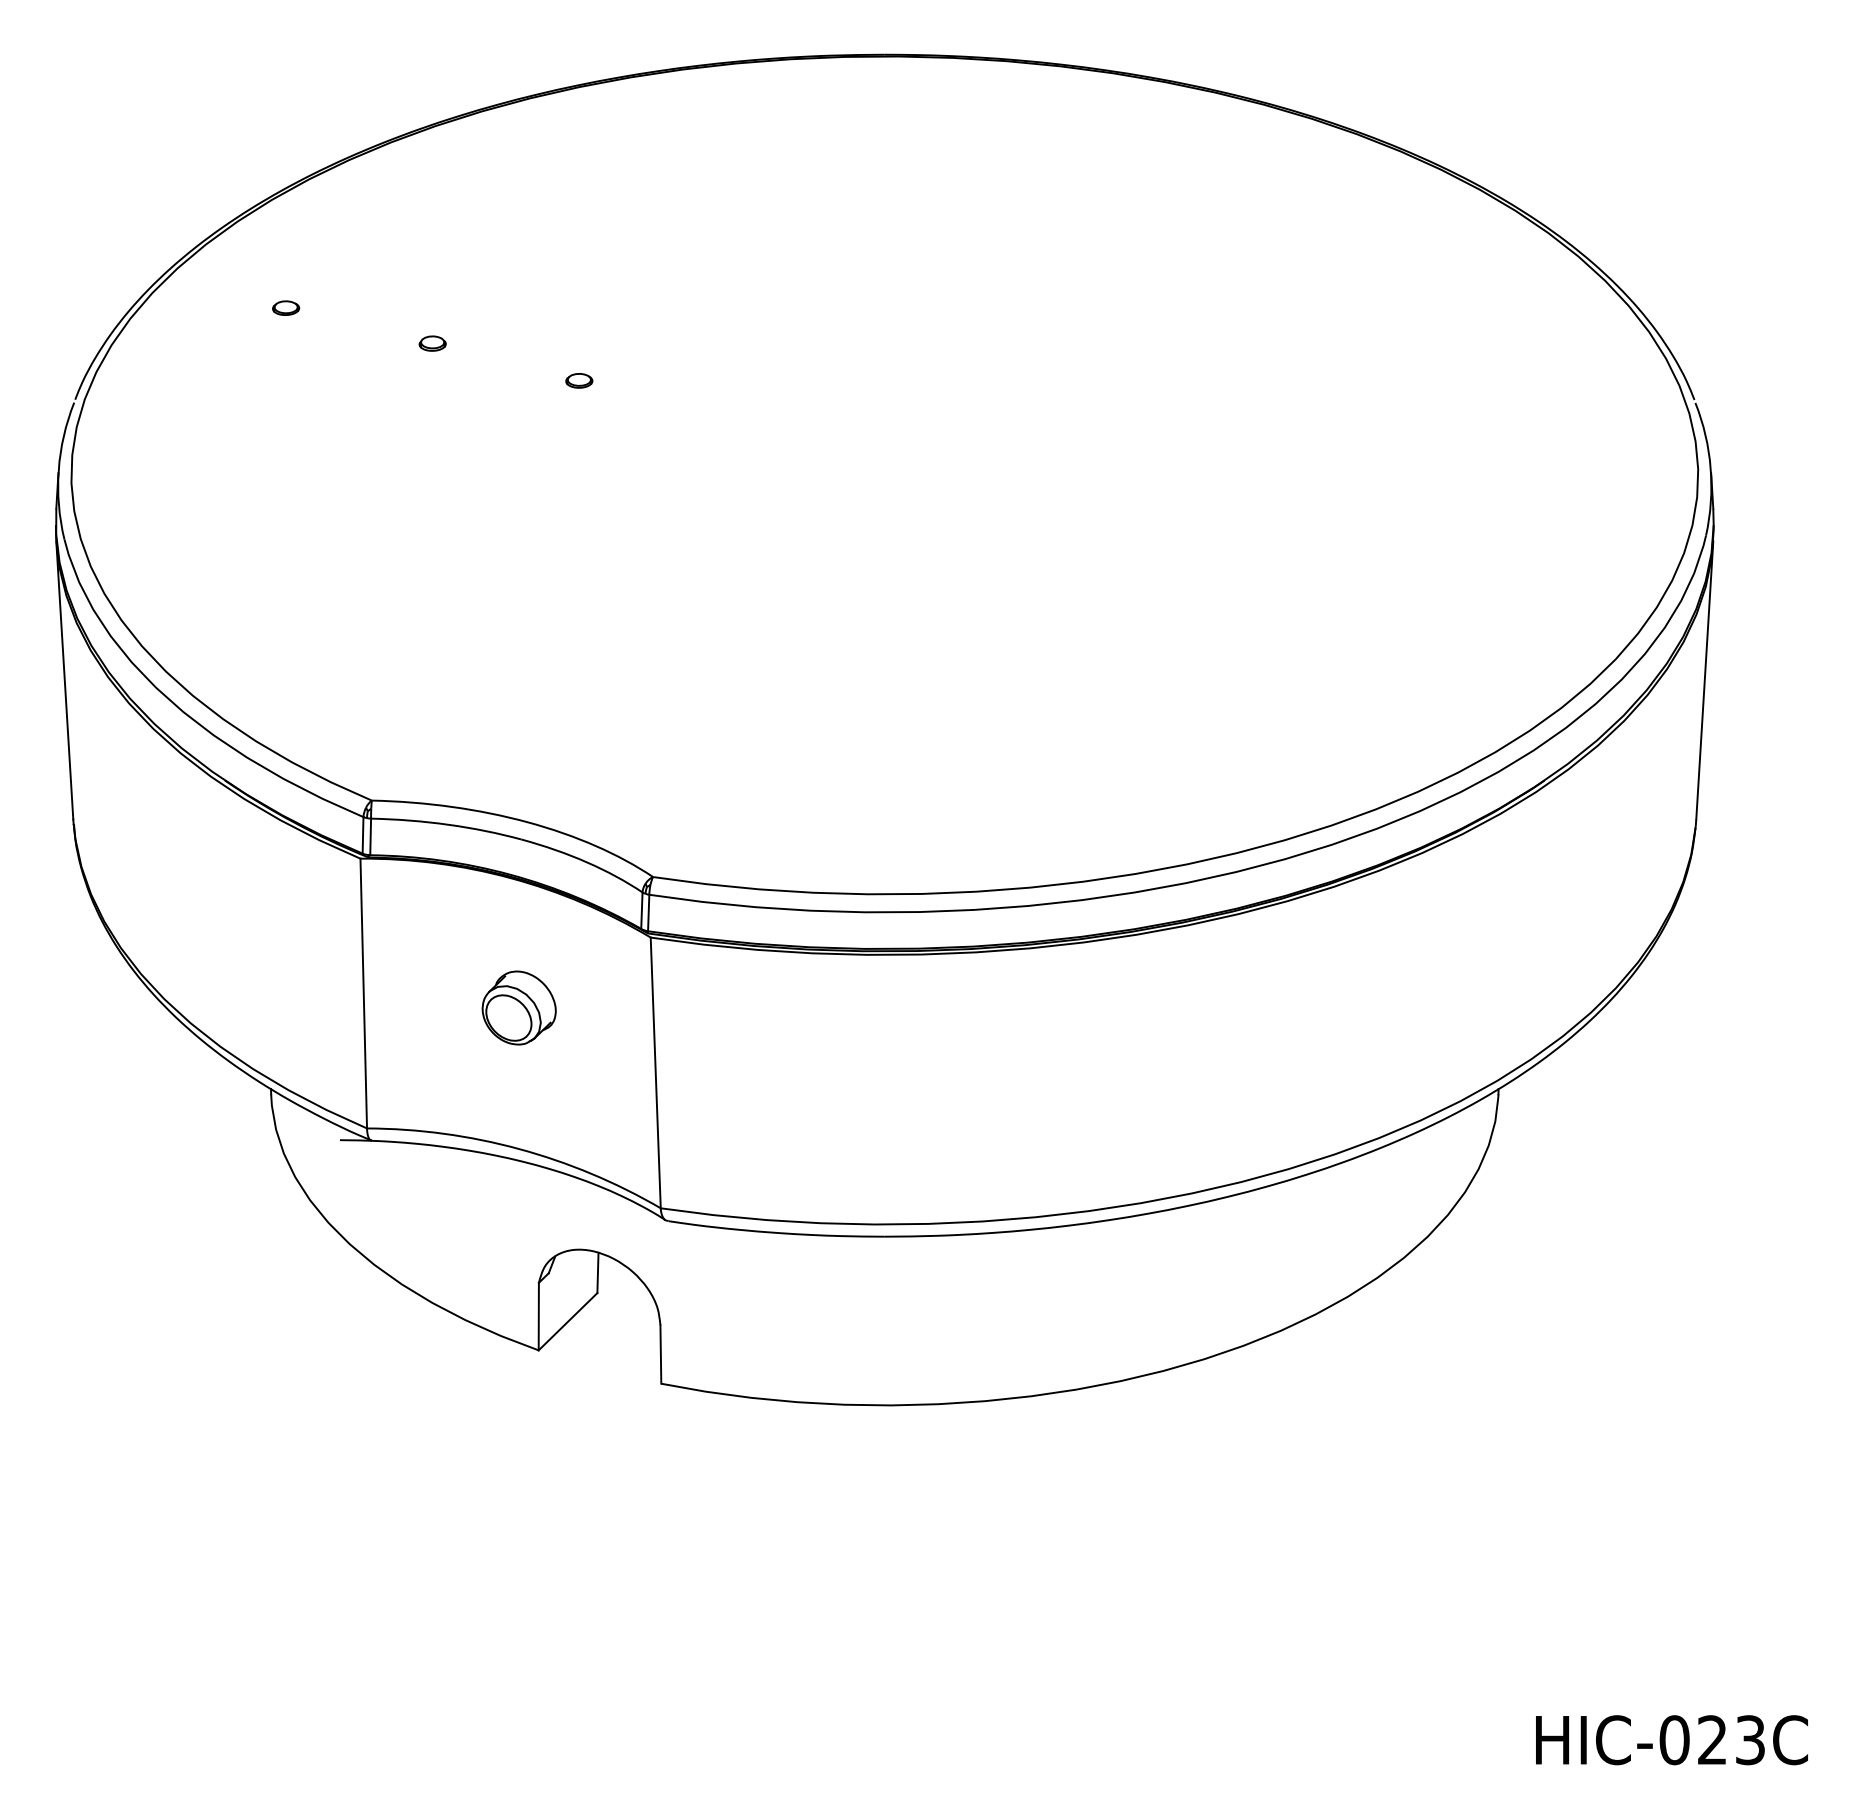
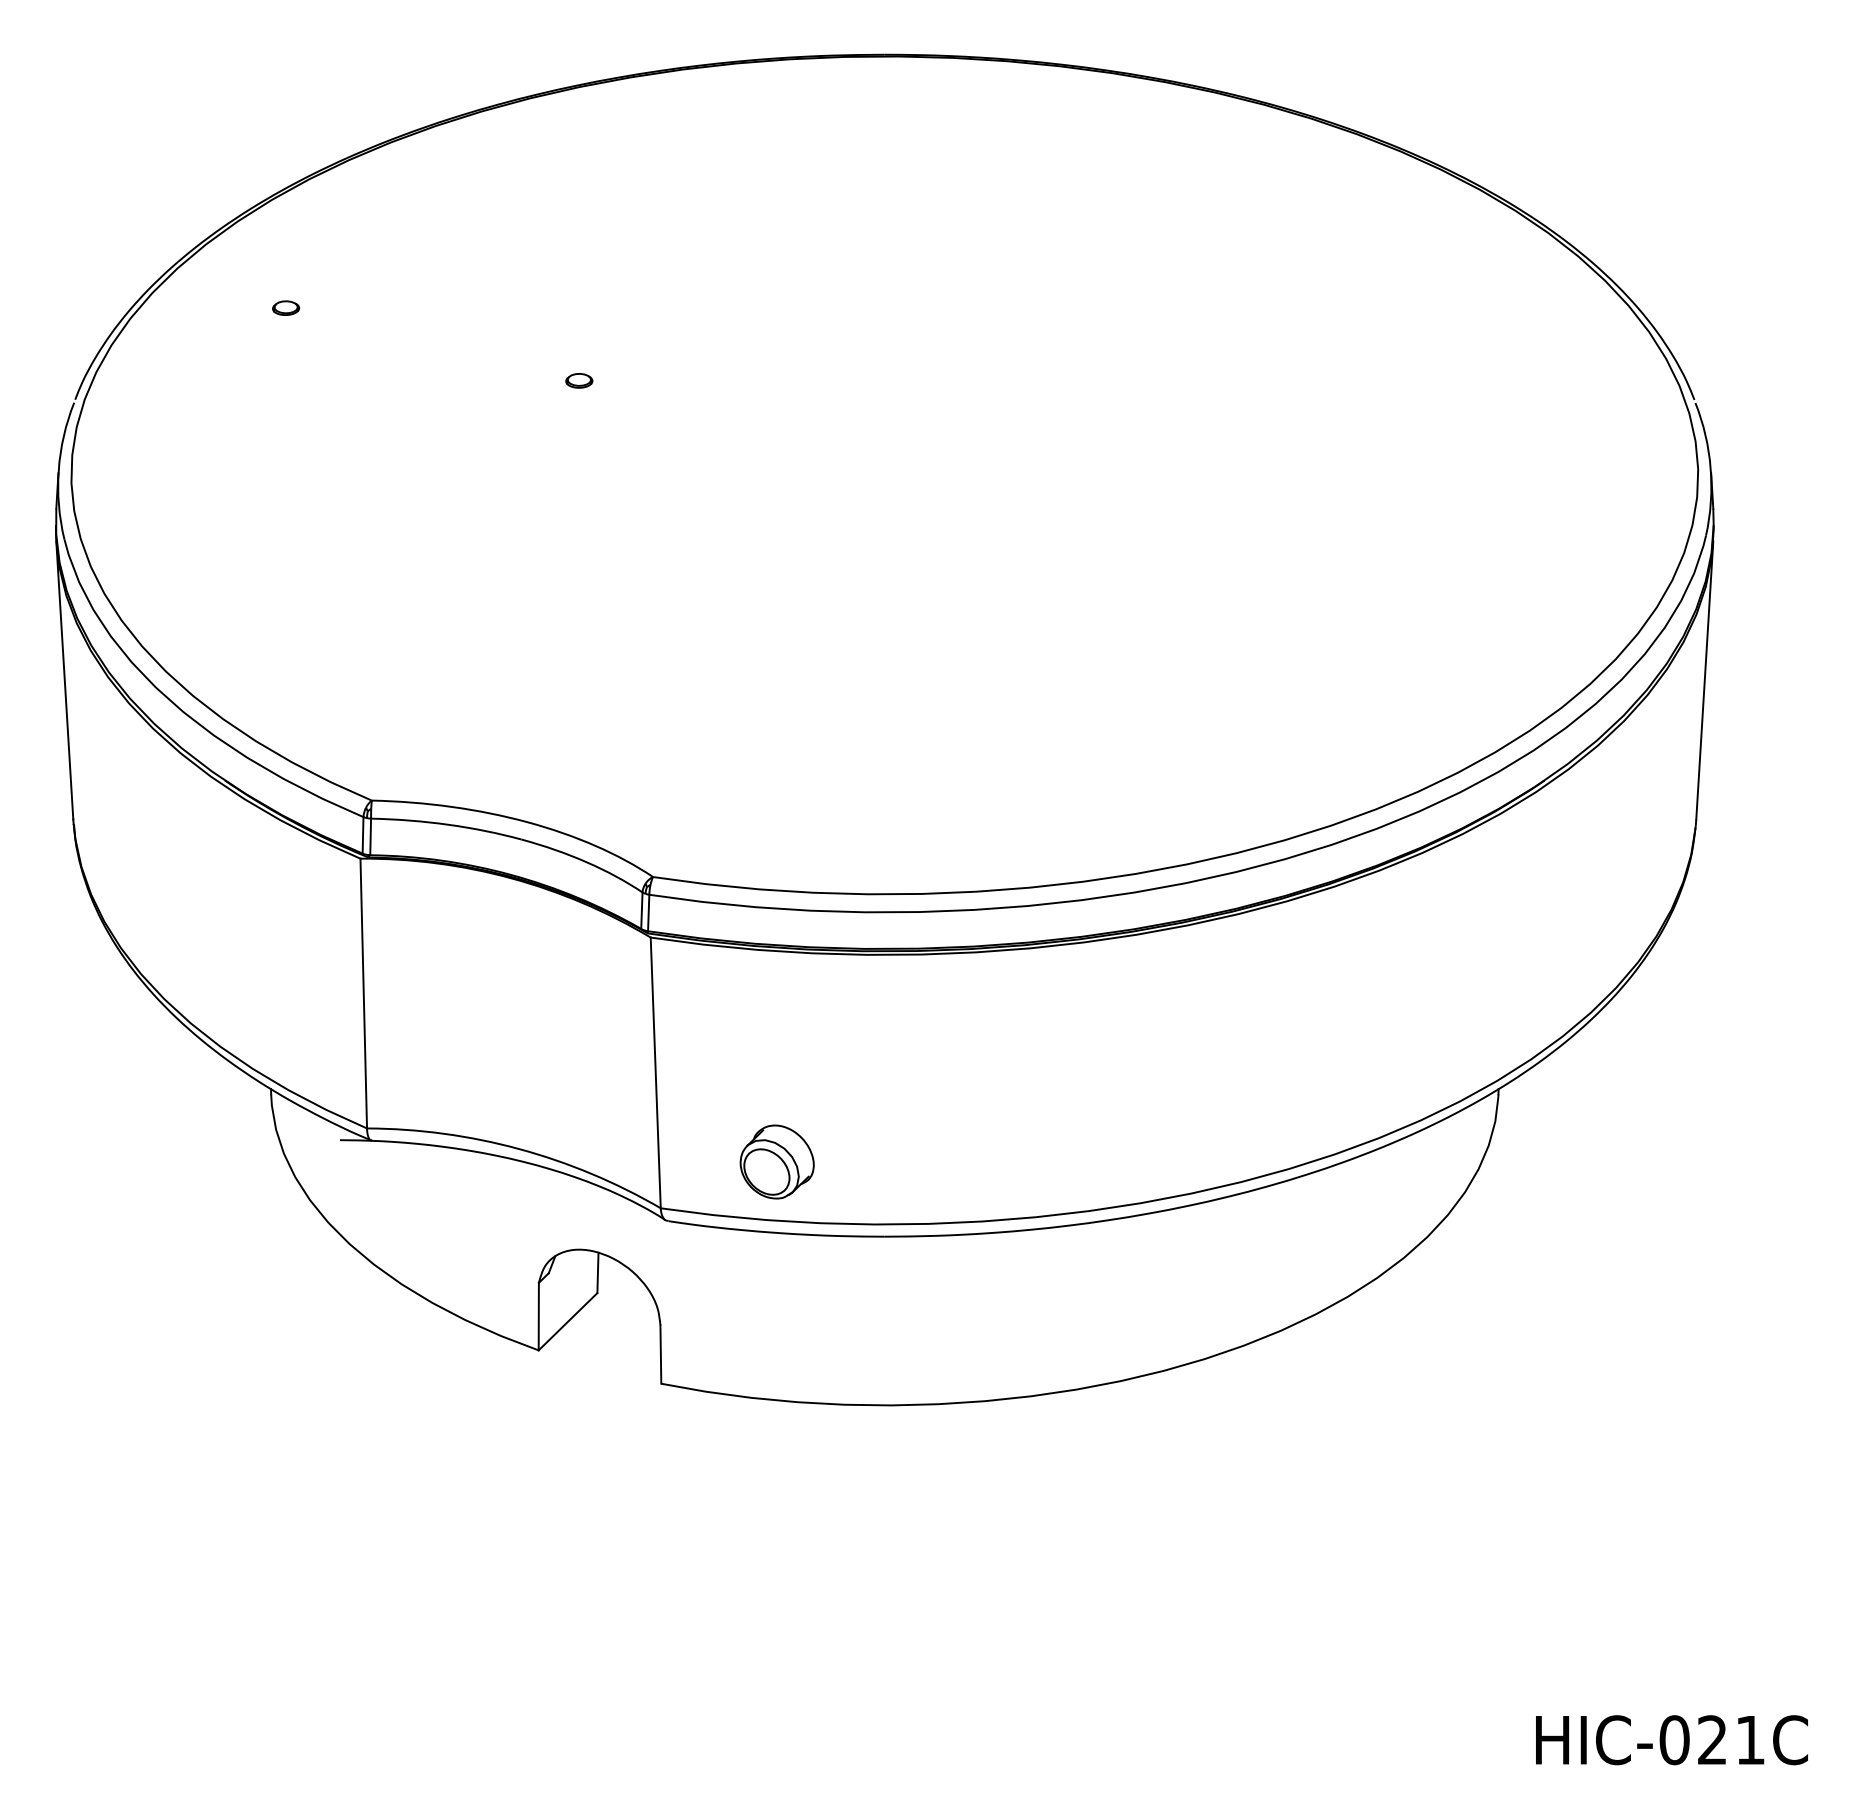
part: present -> none (432, 343)
part position: (518, 1007) -> (776, 1161) (776, 1161)
text: HIC-023C -> HIC-021C (1750, 1740)
